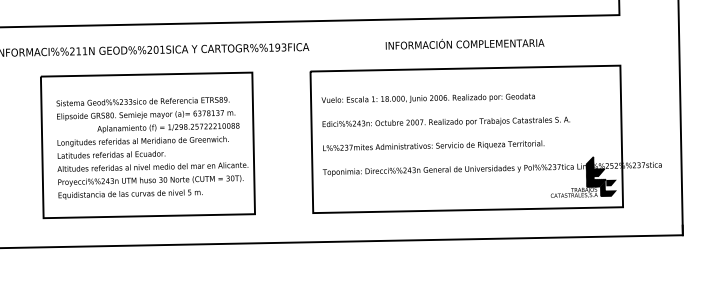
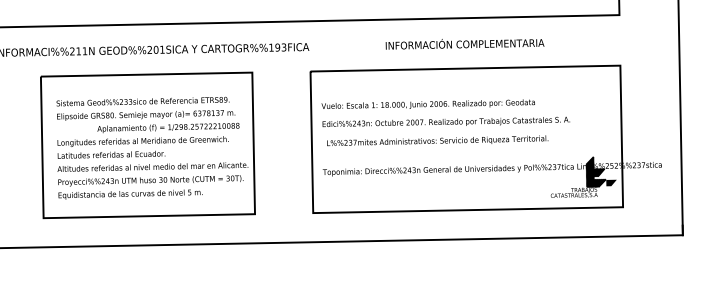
text position: (427, 97) -> (427, 103) (427, 103)
text position: (433, 145) -> (437, 140) (437, 140)
fill: present -> none (608, 188)
